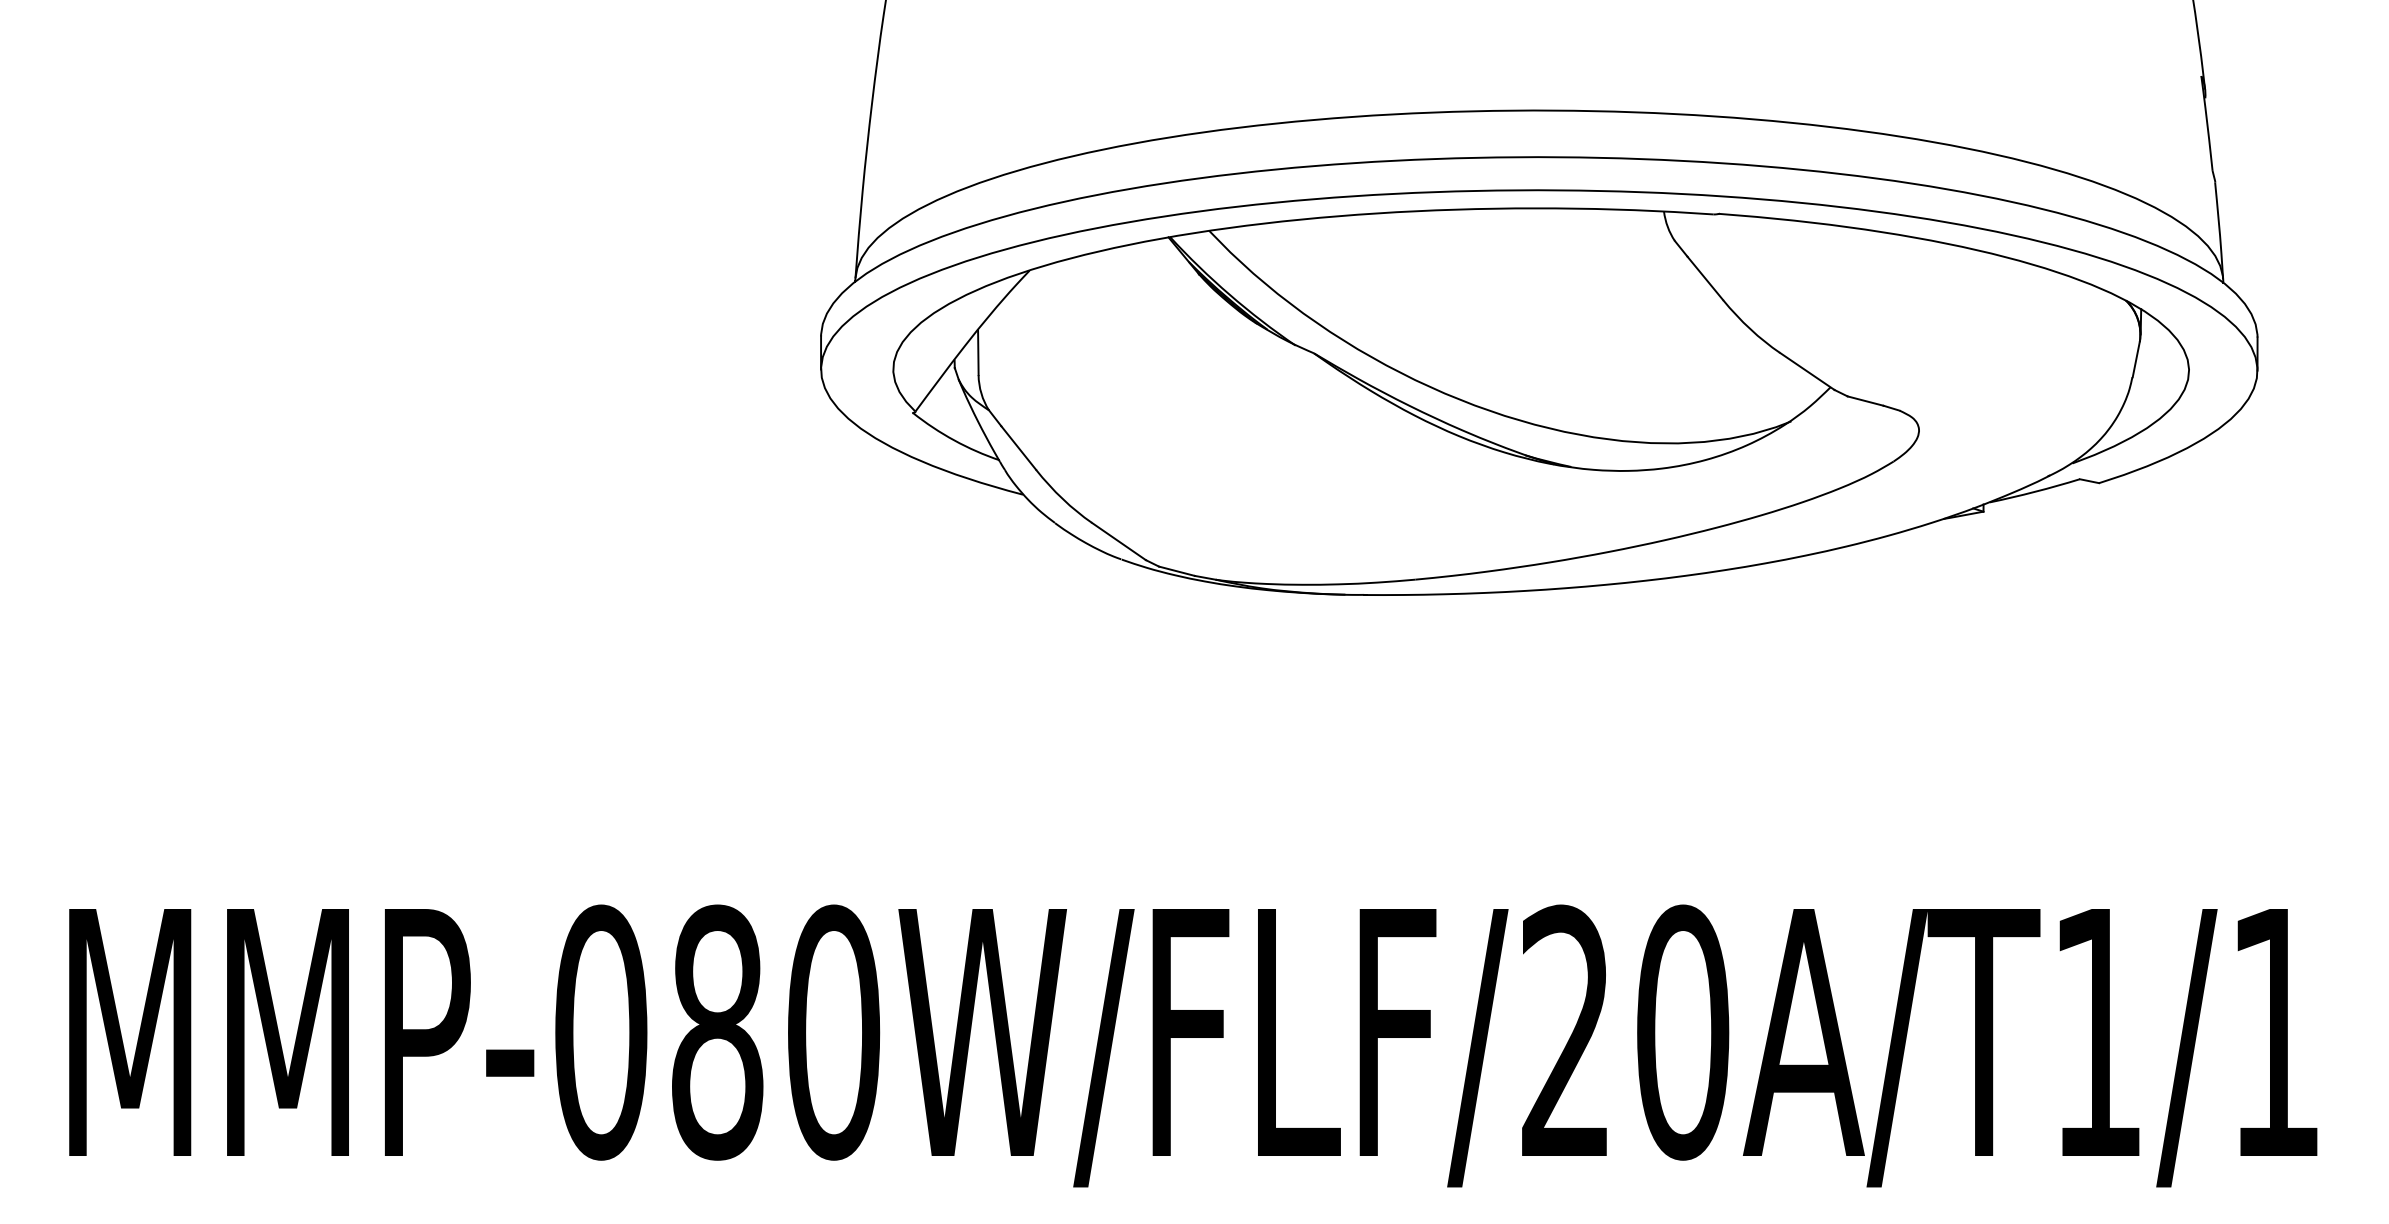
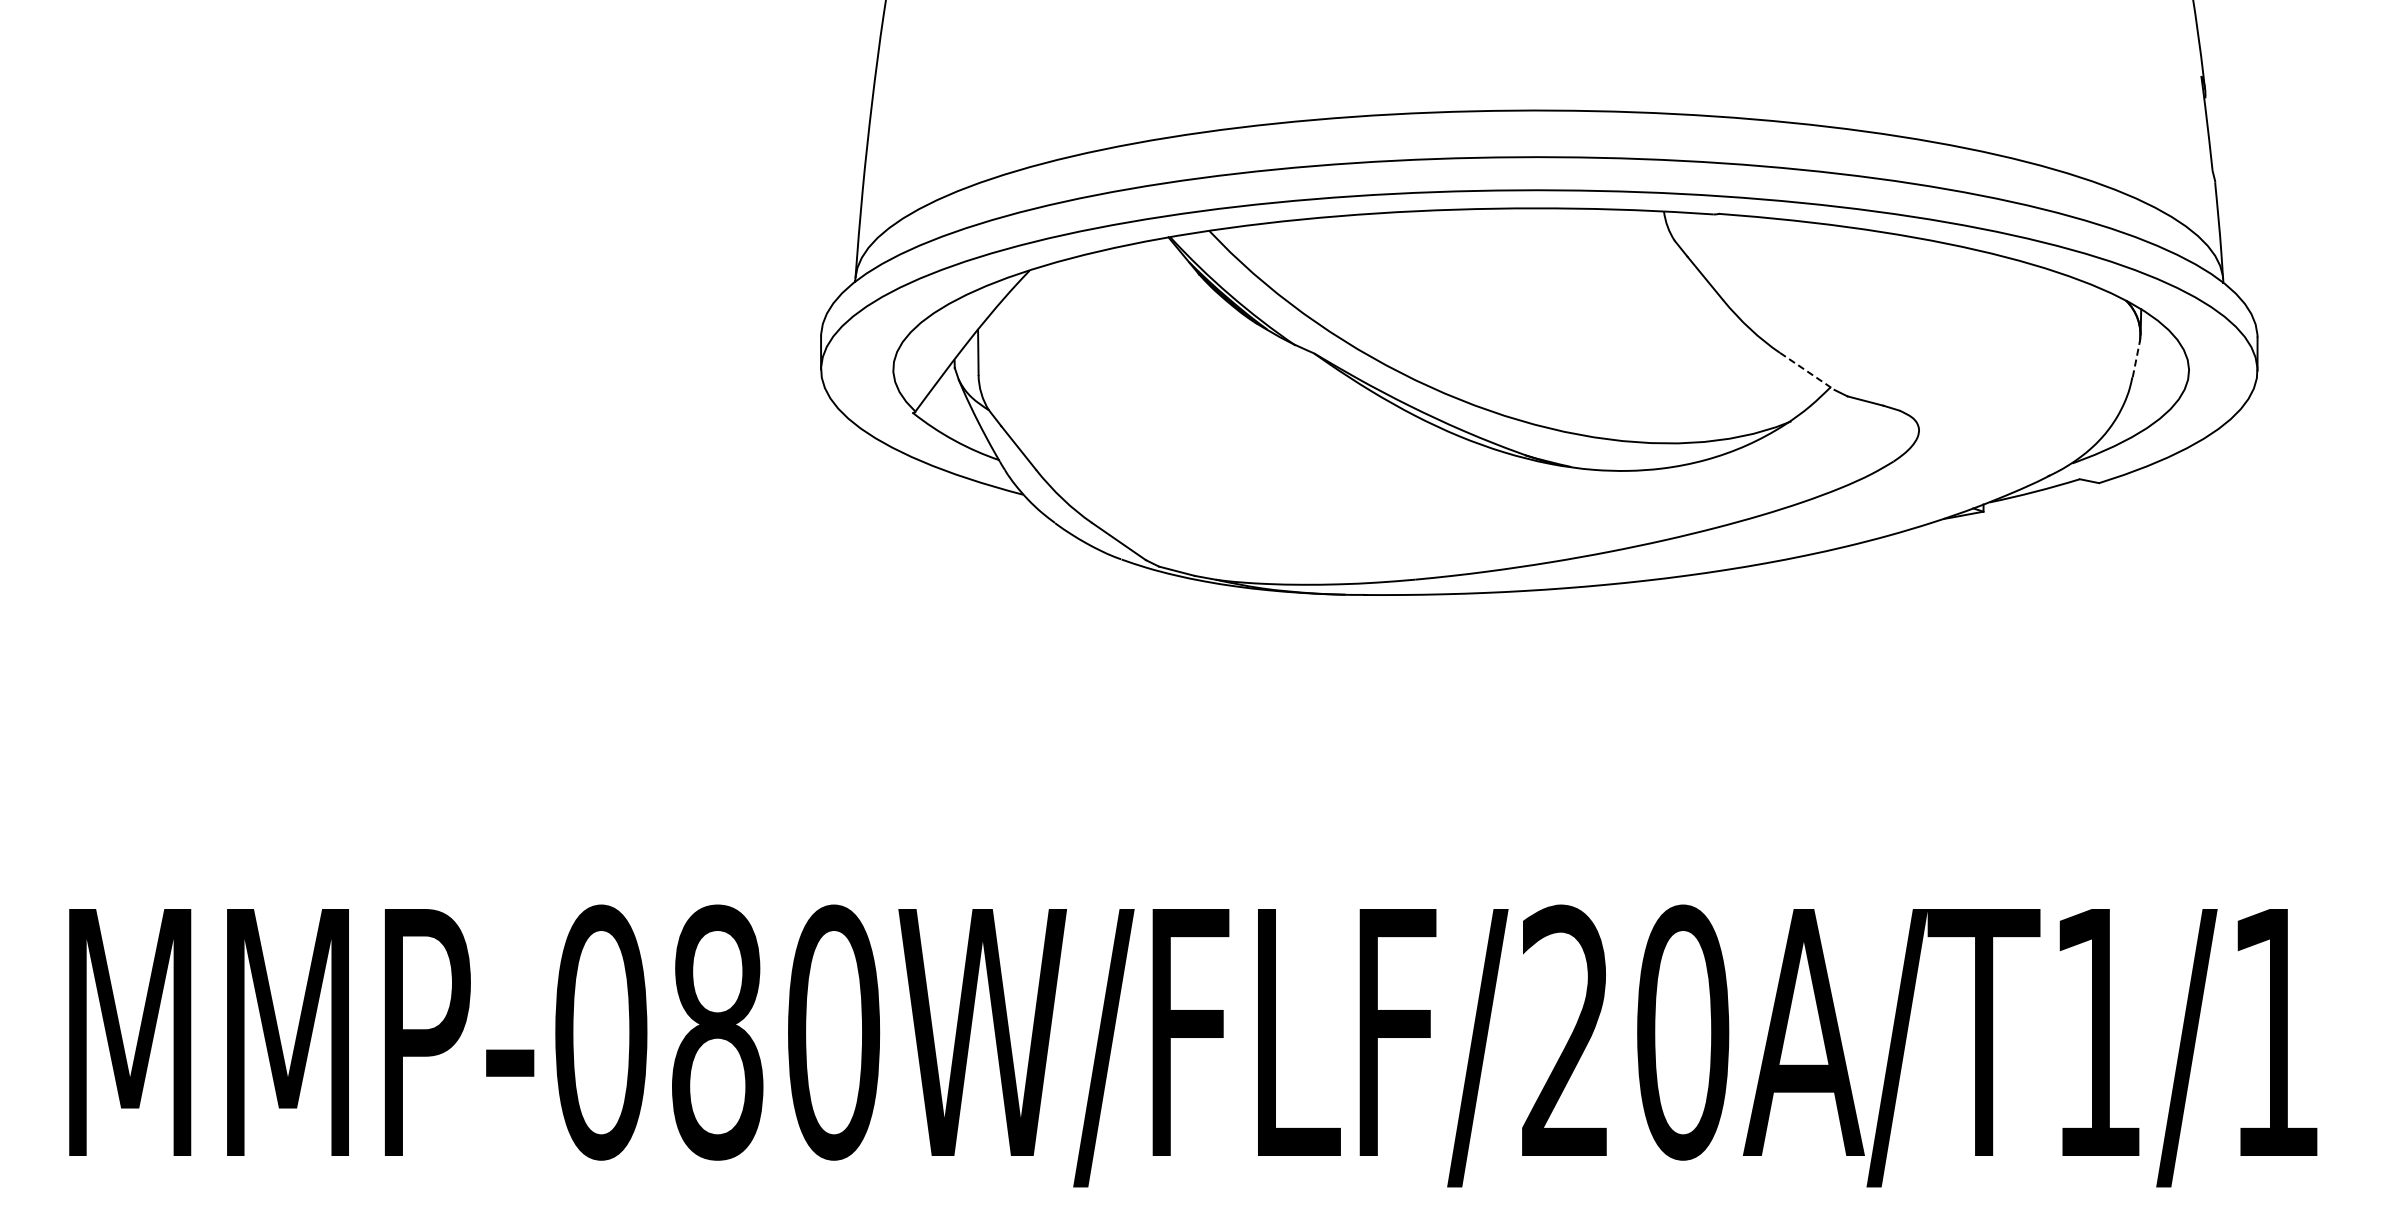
line: solid -> dashed (2136, 358)
line: solid -> dashed (1807, 371)
